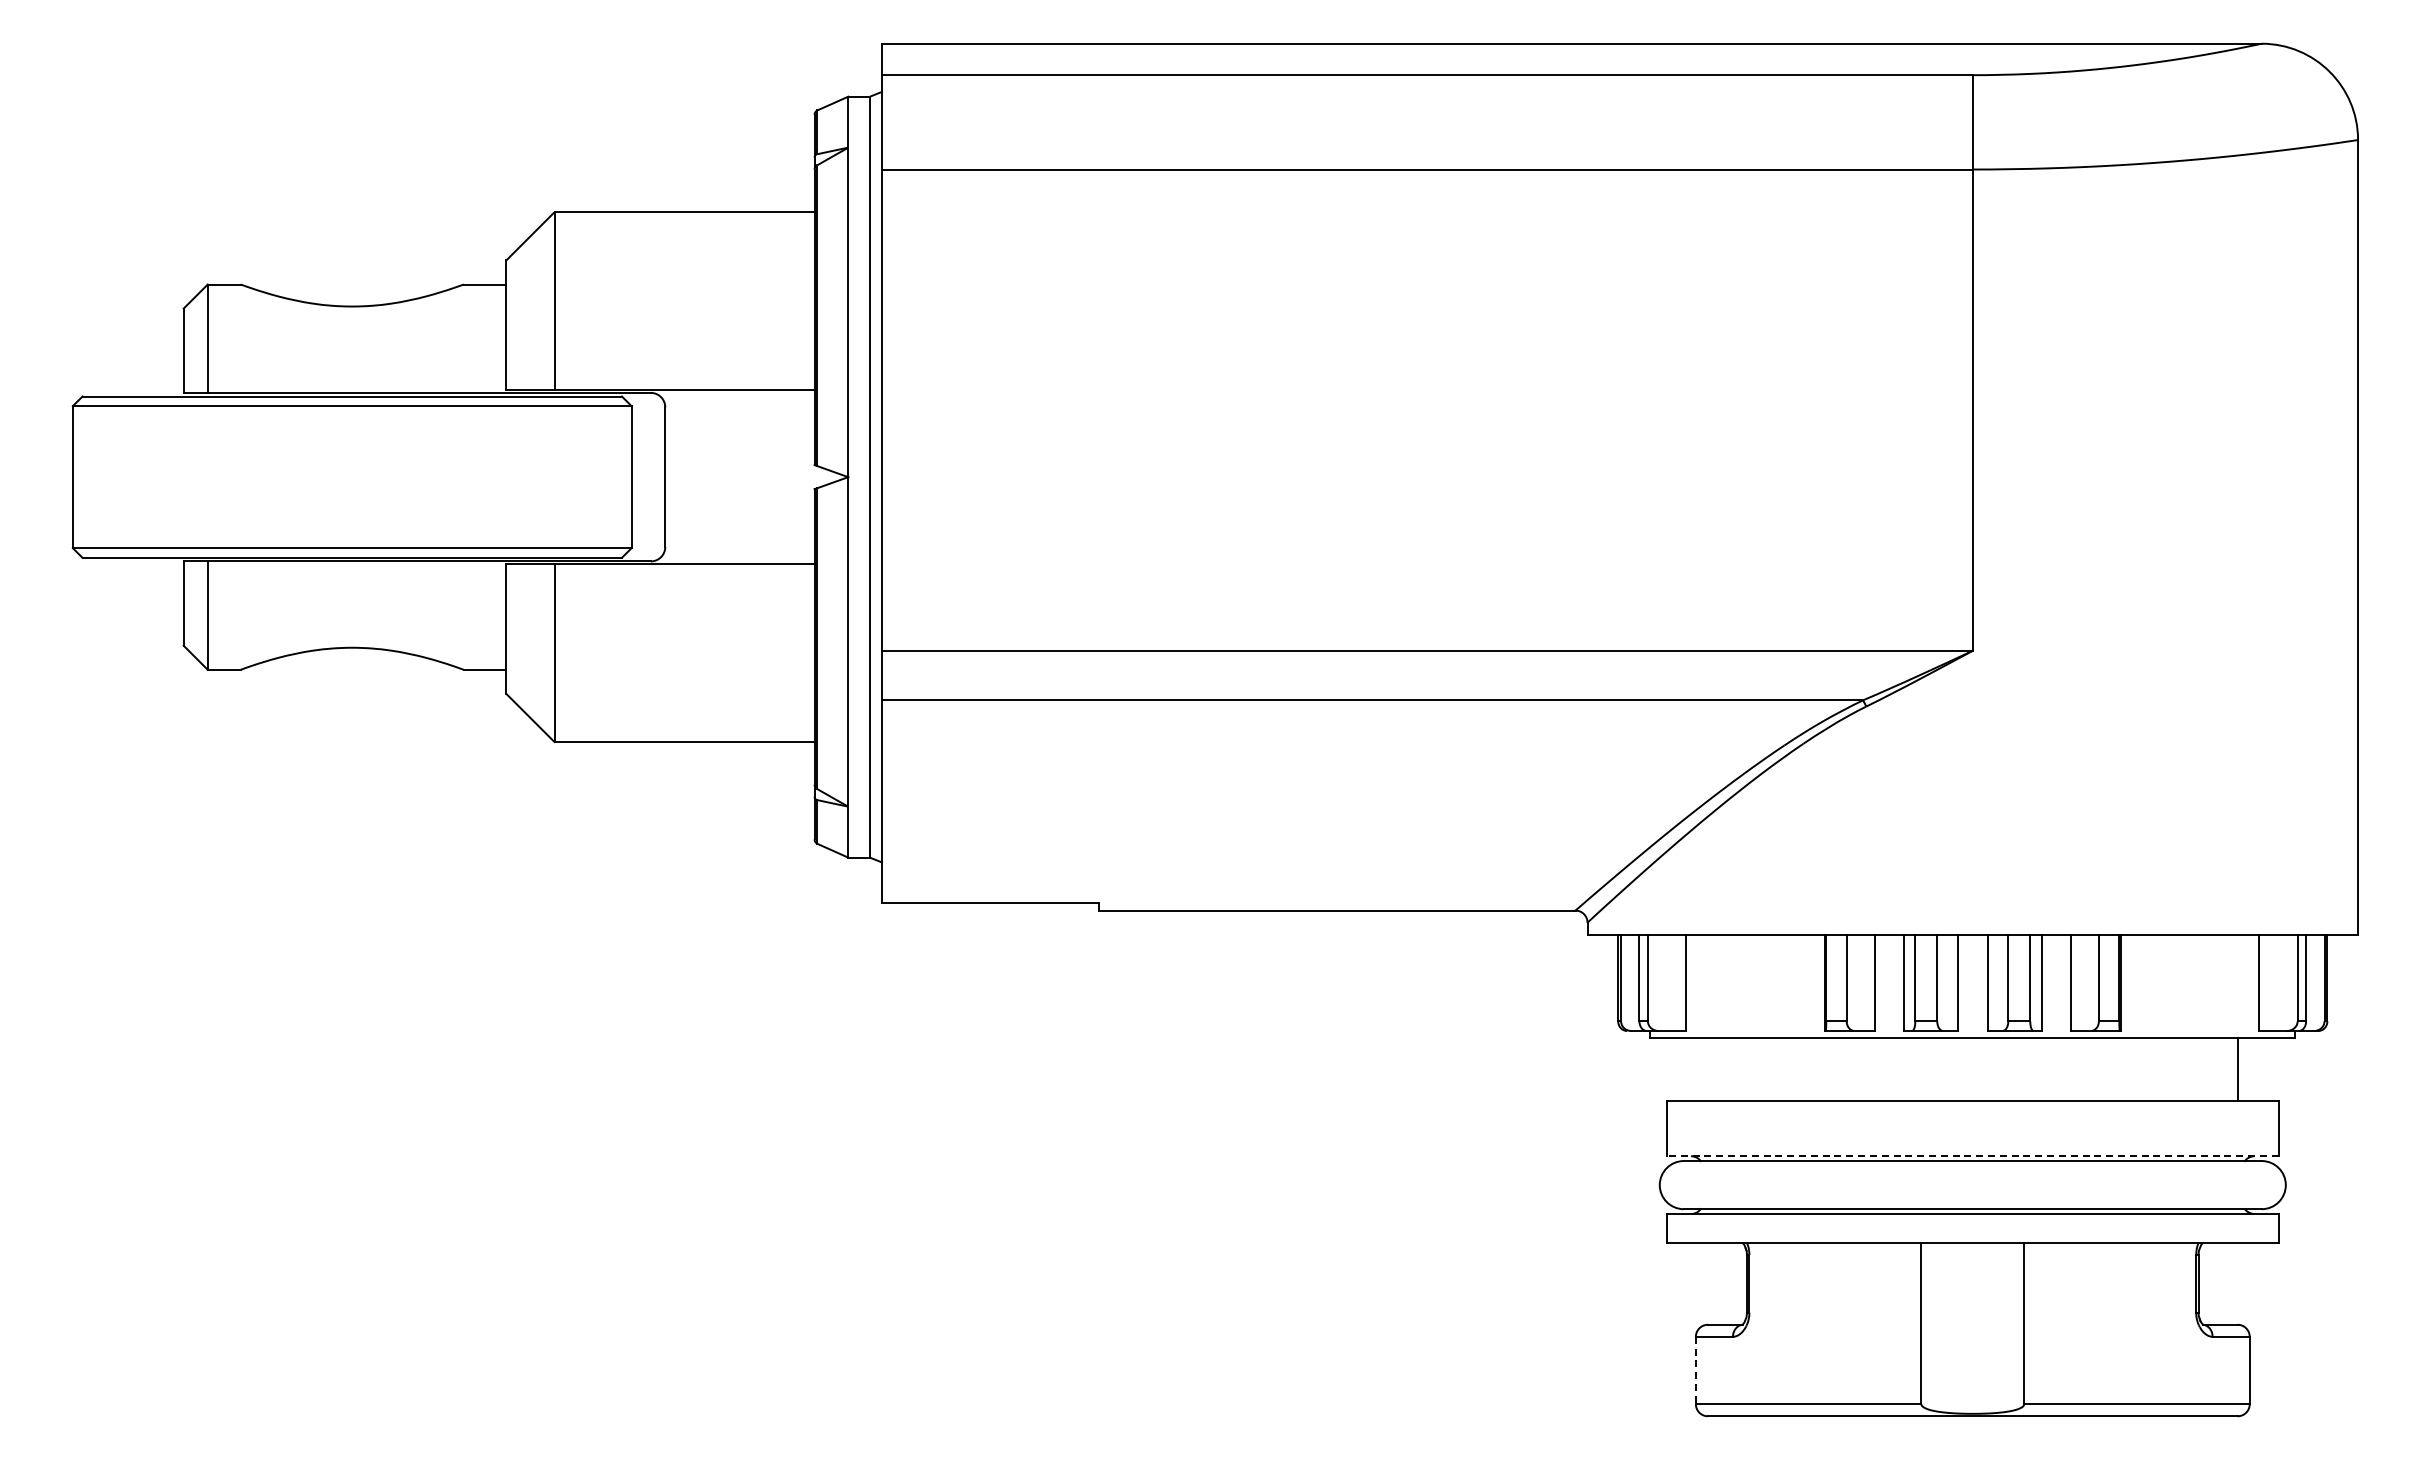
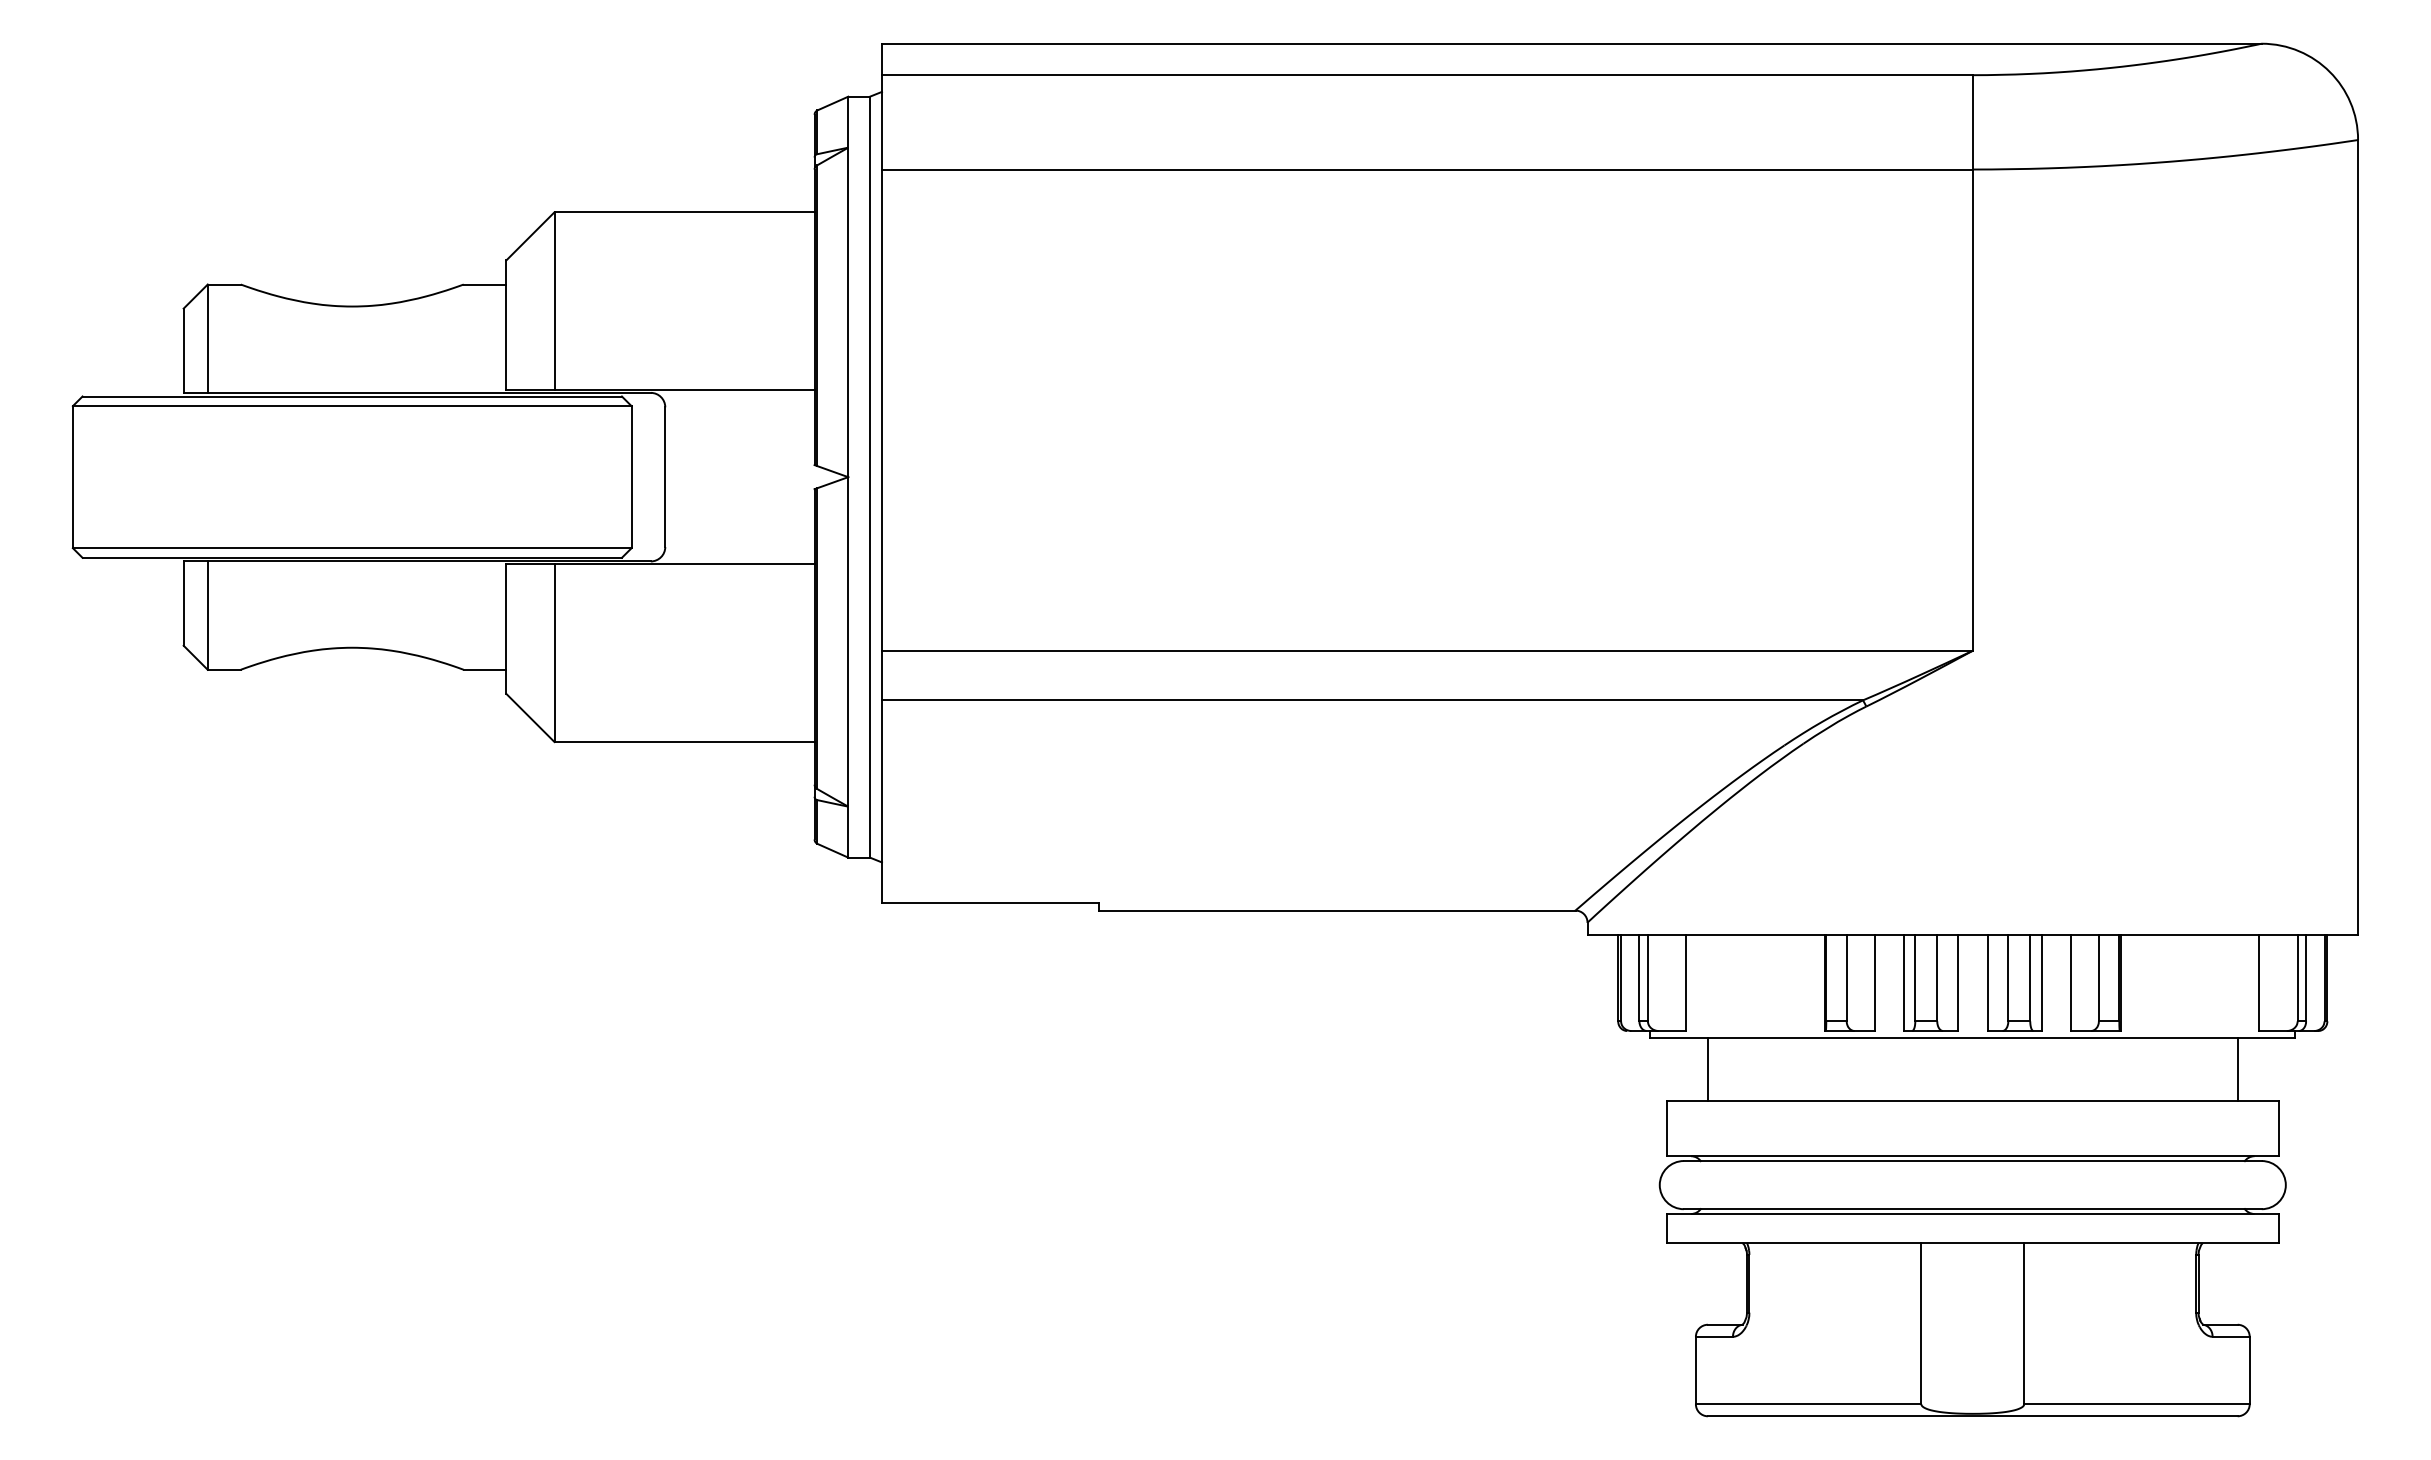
line: none -> present (1707, 1069)
line: dashed -> solid (1972, 1156)
line: dashed -> solid (1695, 1370)
